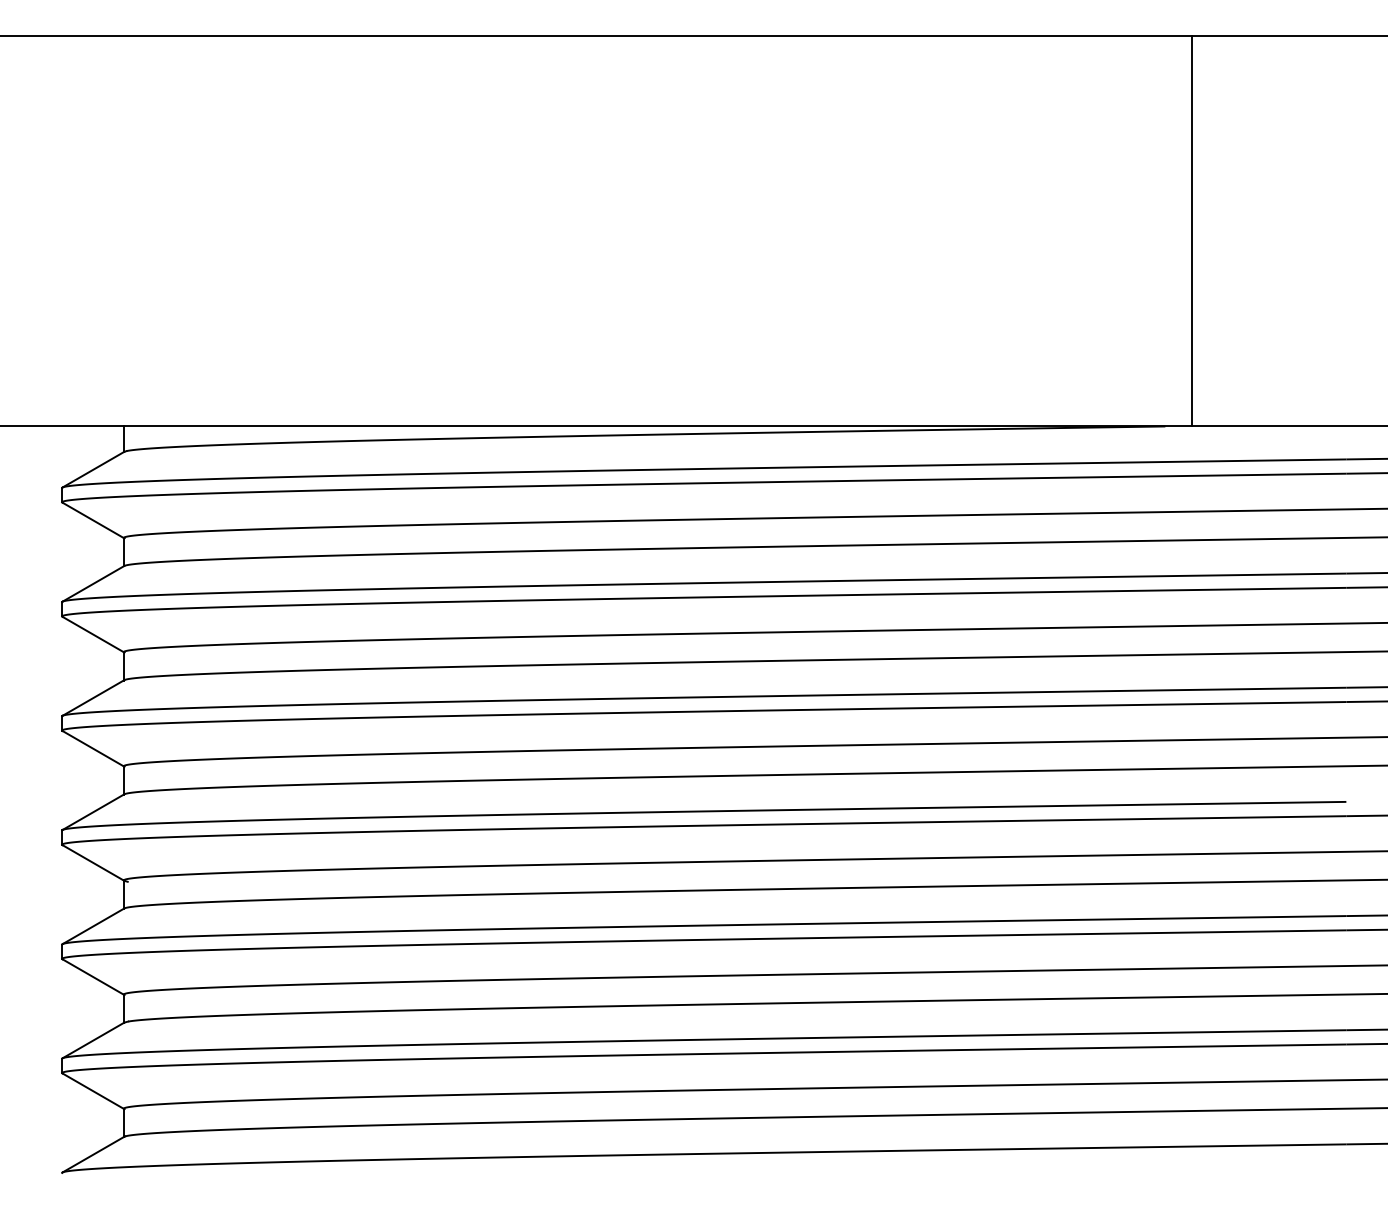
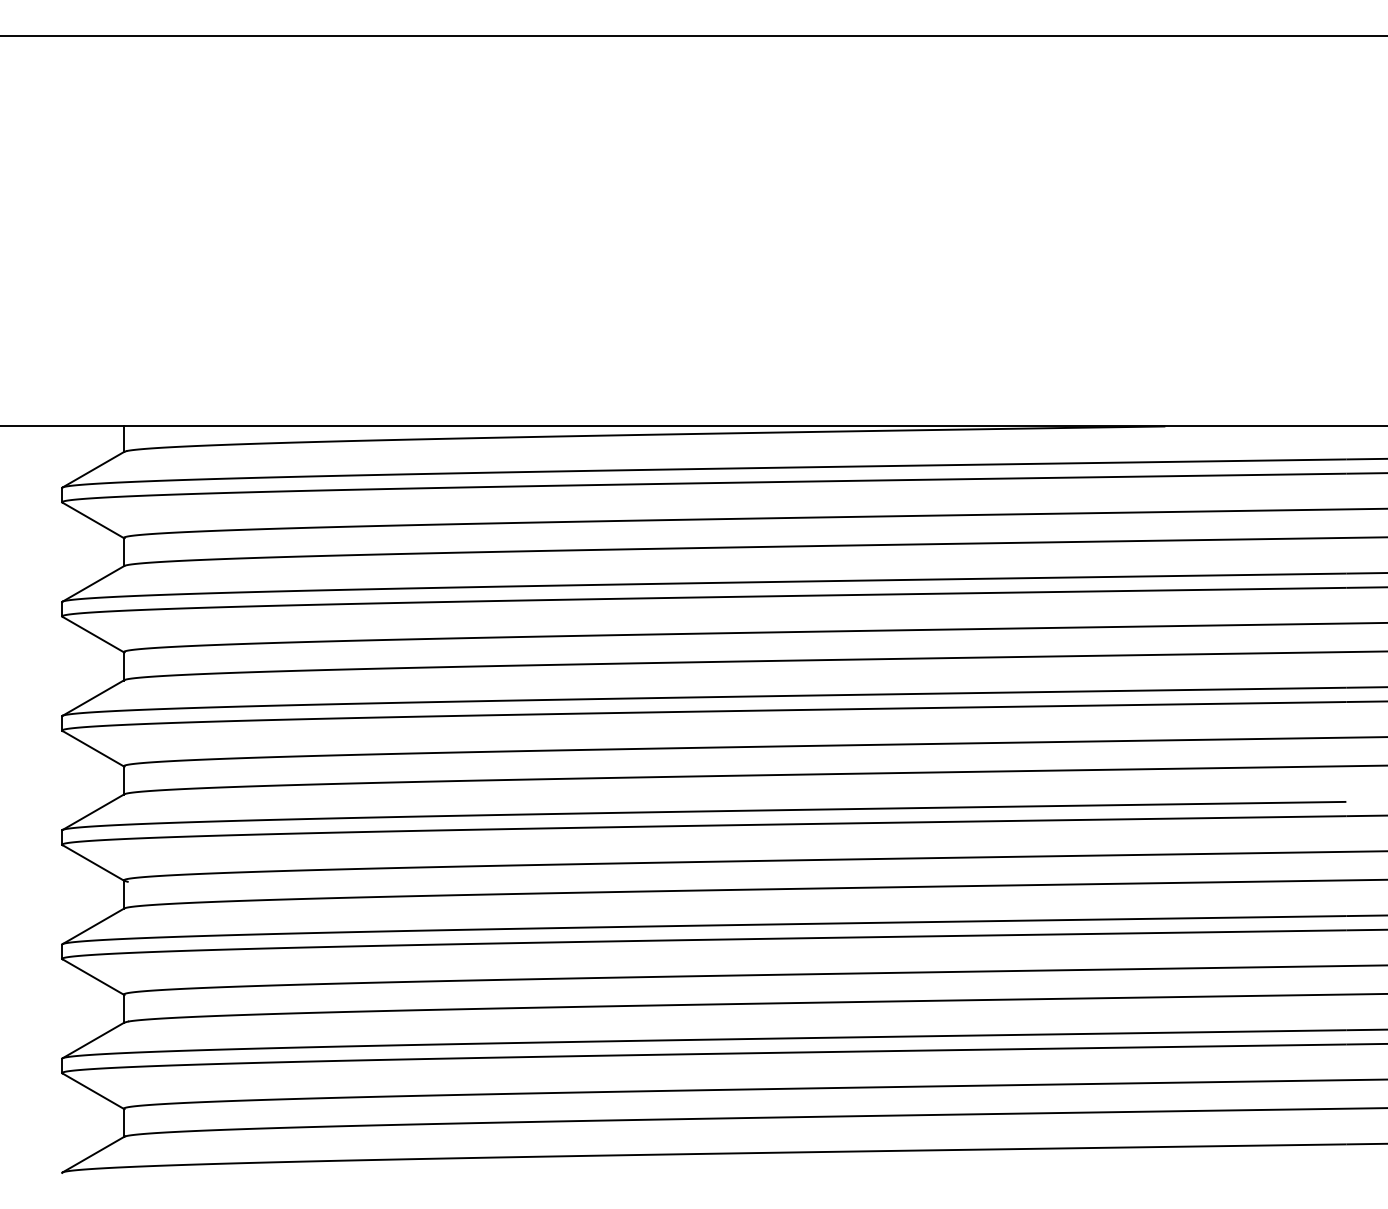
line: present -> none (1192, 231)
